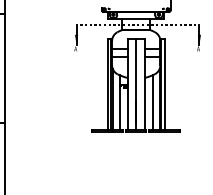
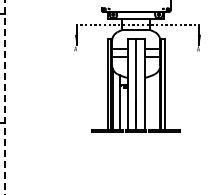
line: solid -> dashed (5, 97)
line: present -> none (152, 102)
